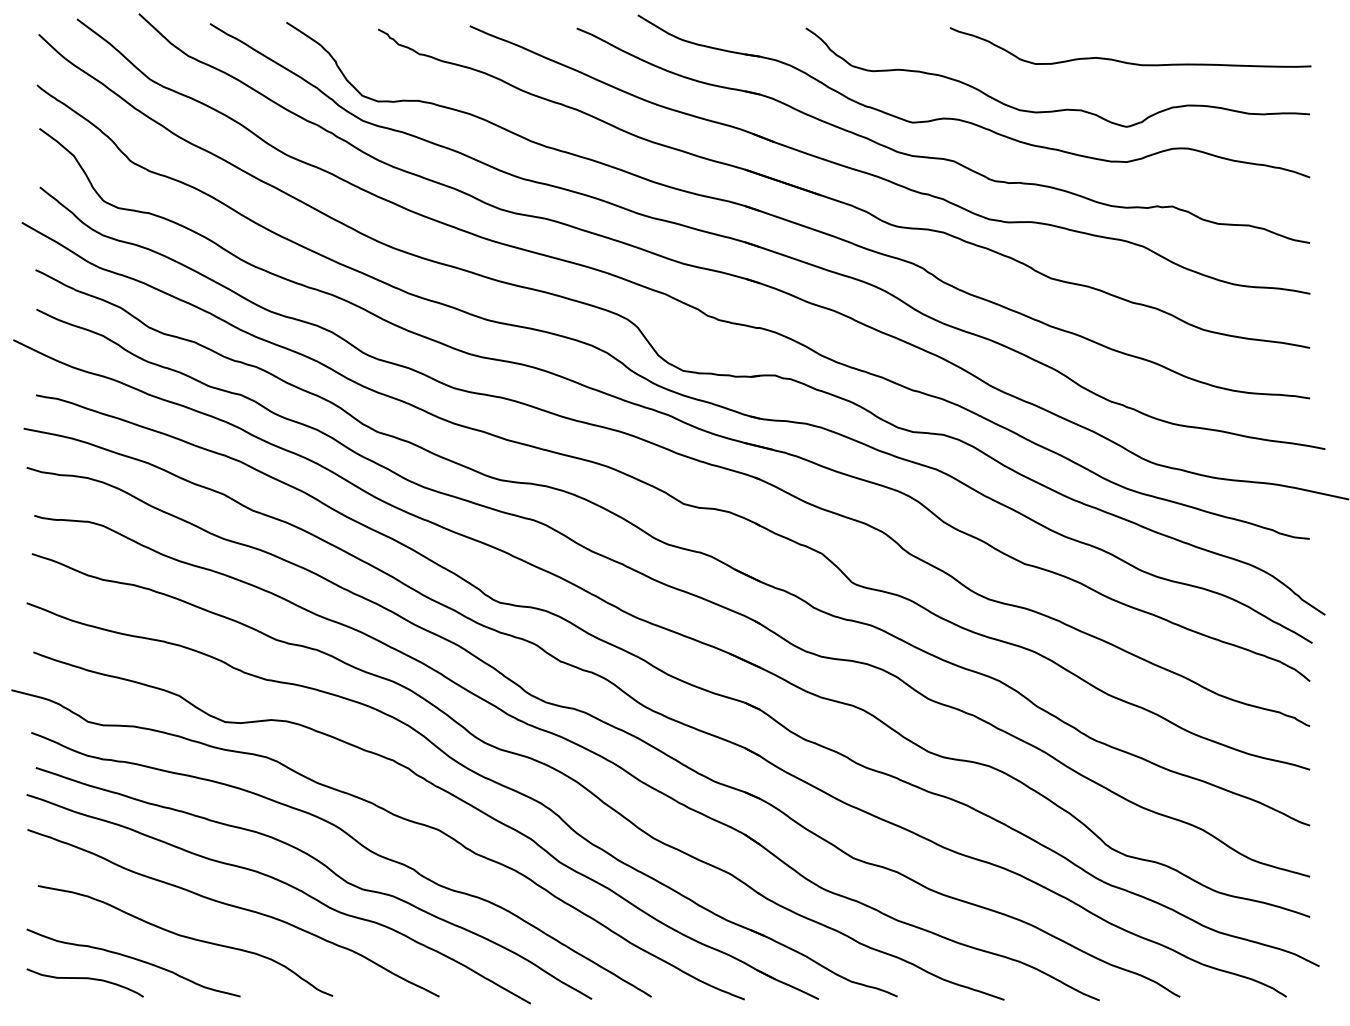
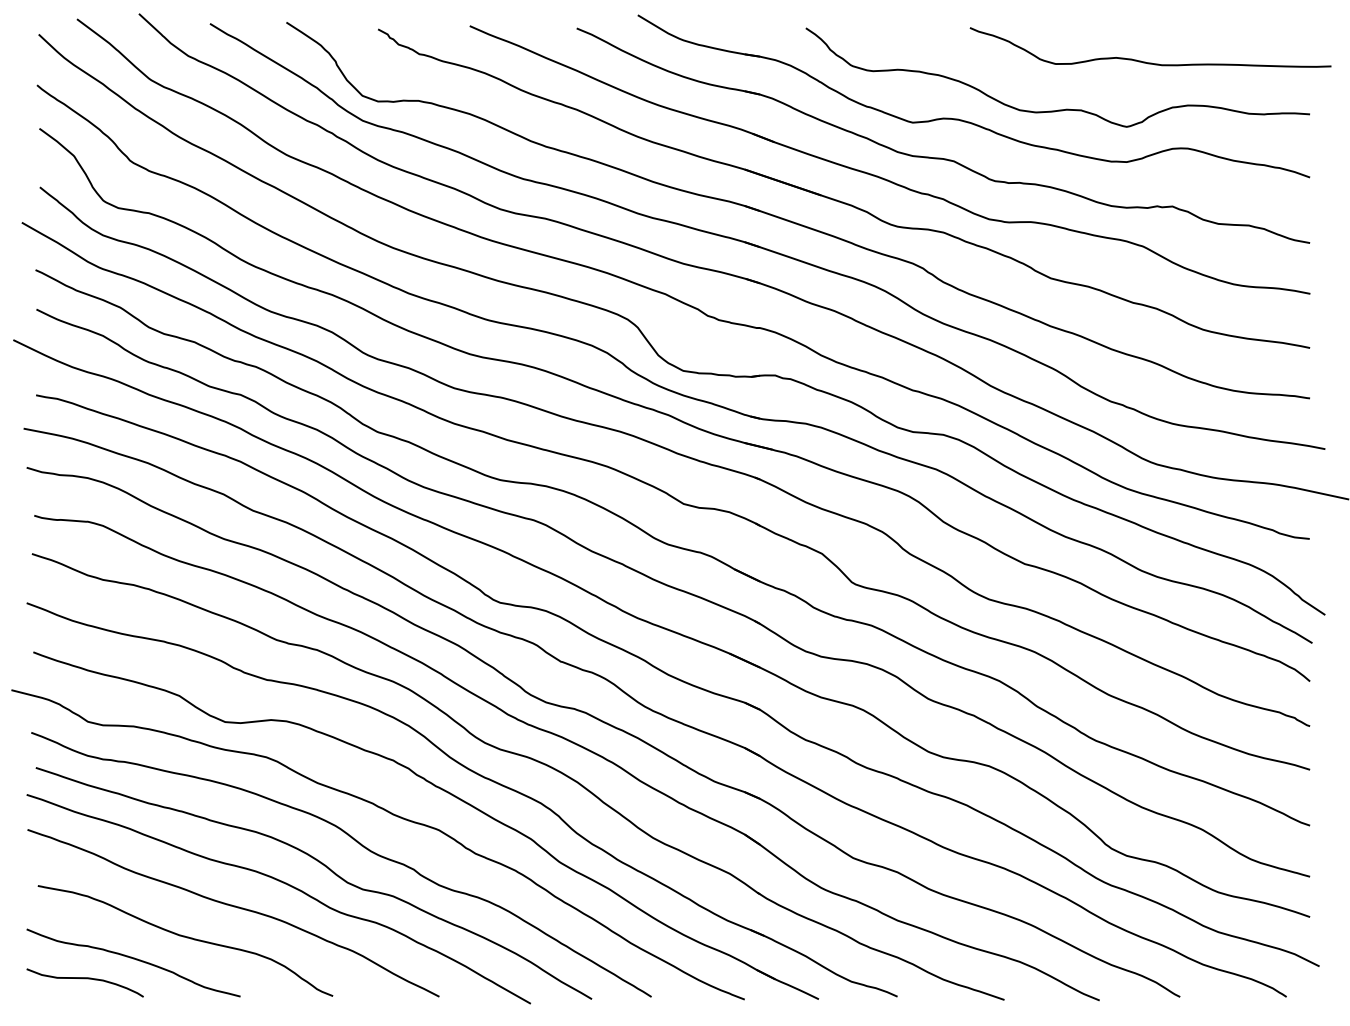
curve position: (1125, 61) -> (1145, 61) (1145, 61)
